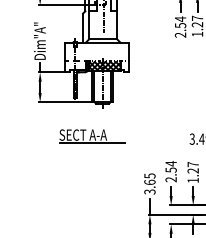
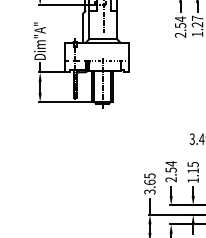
hatch: present -> none (104, 65)
part: present -> none (92, 136)
text: 1.27 -> 1.15 (192, 167)
